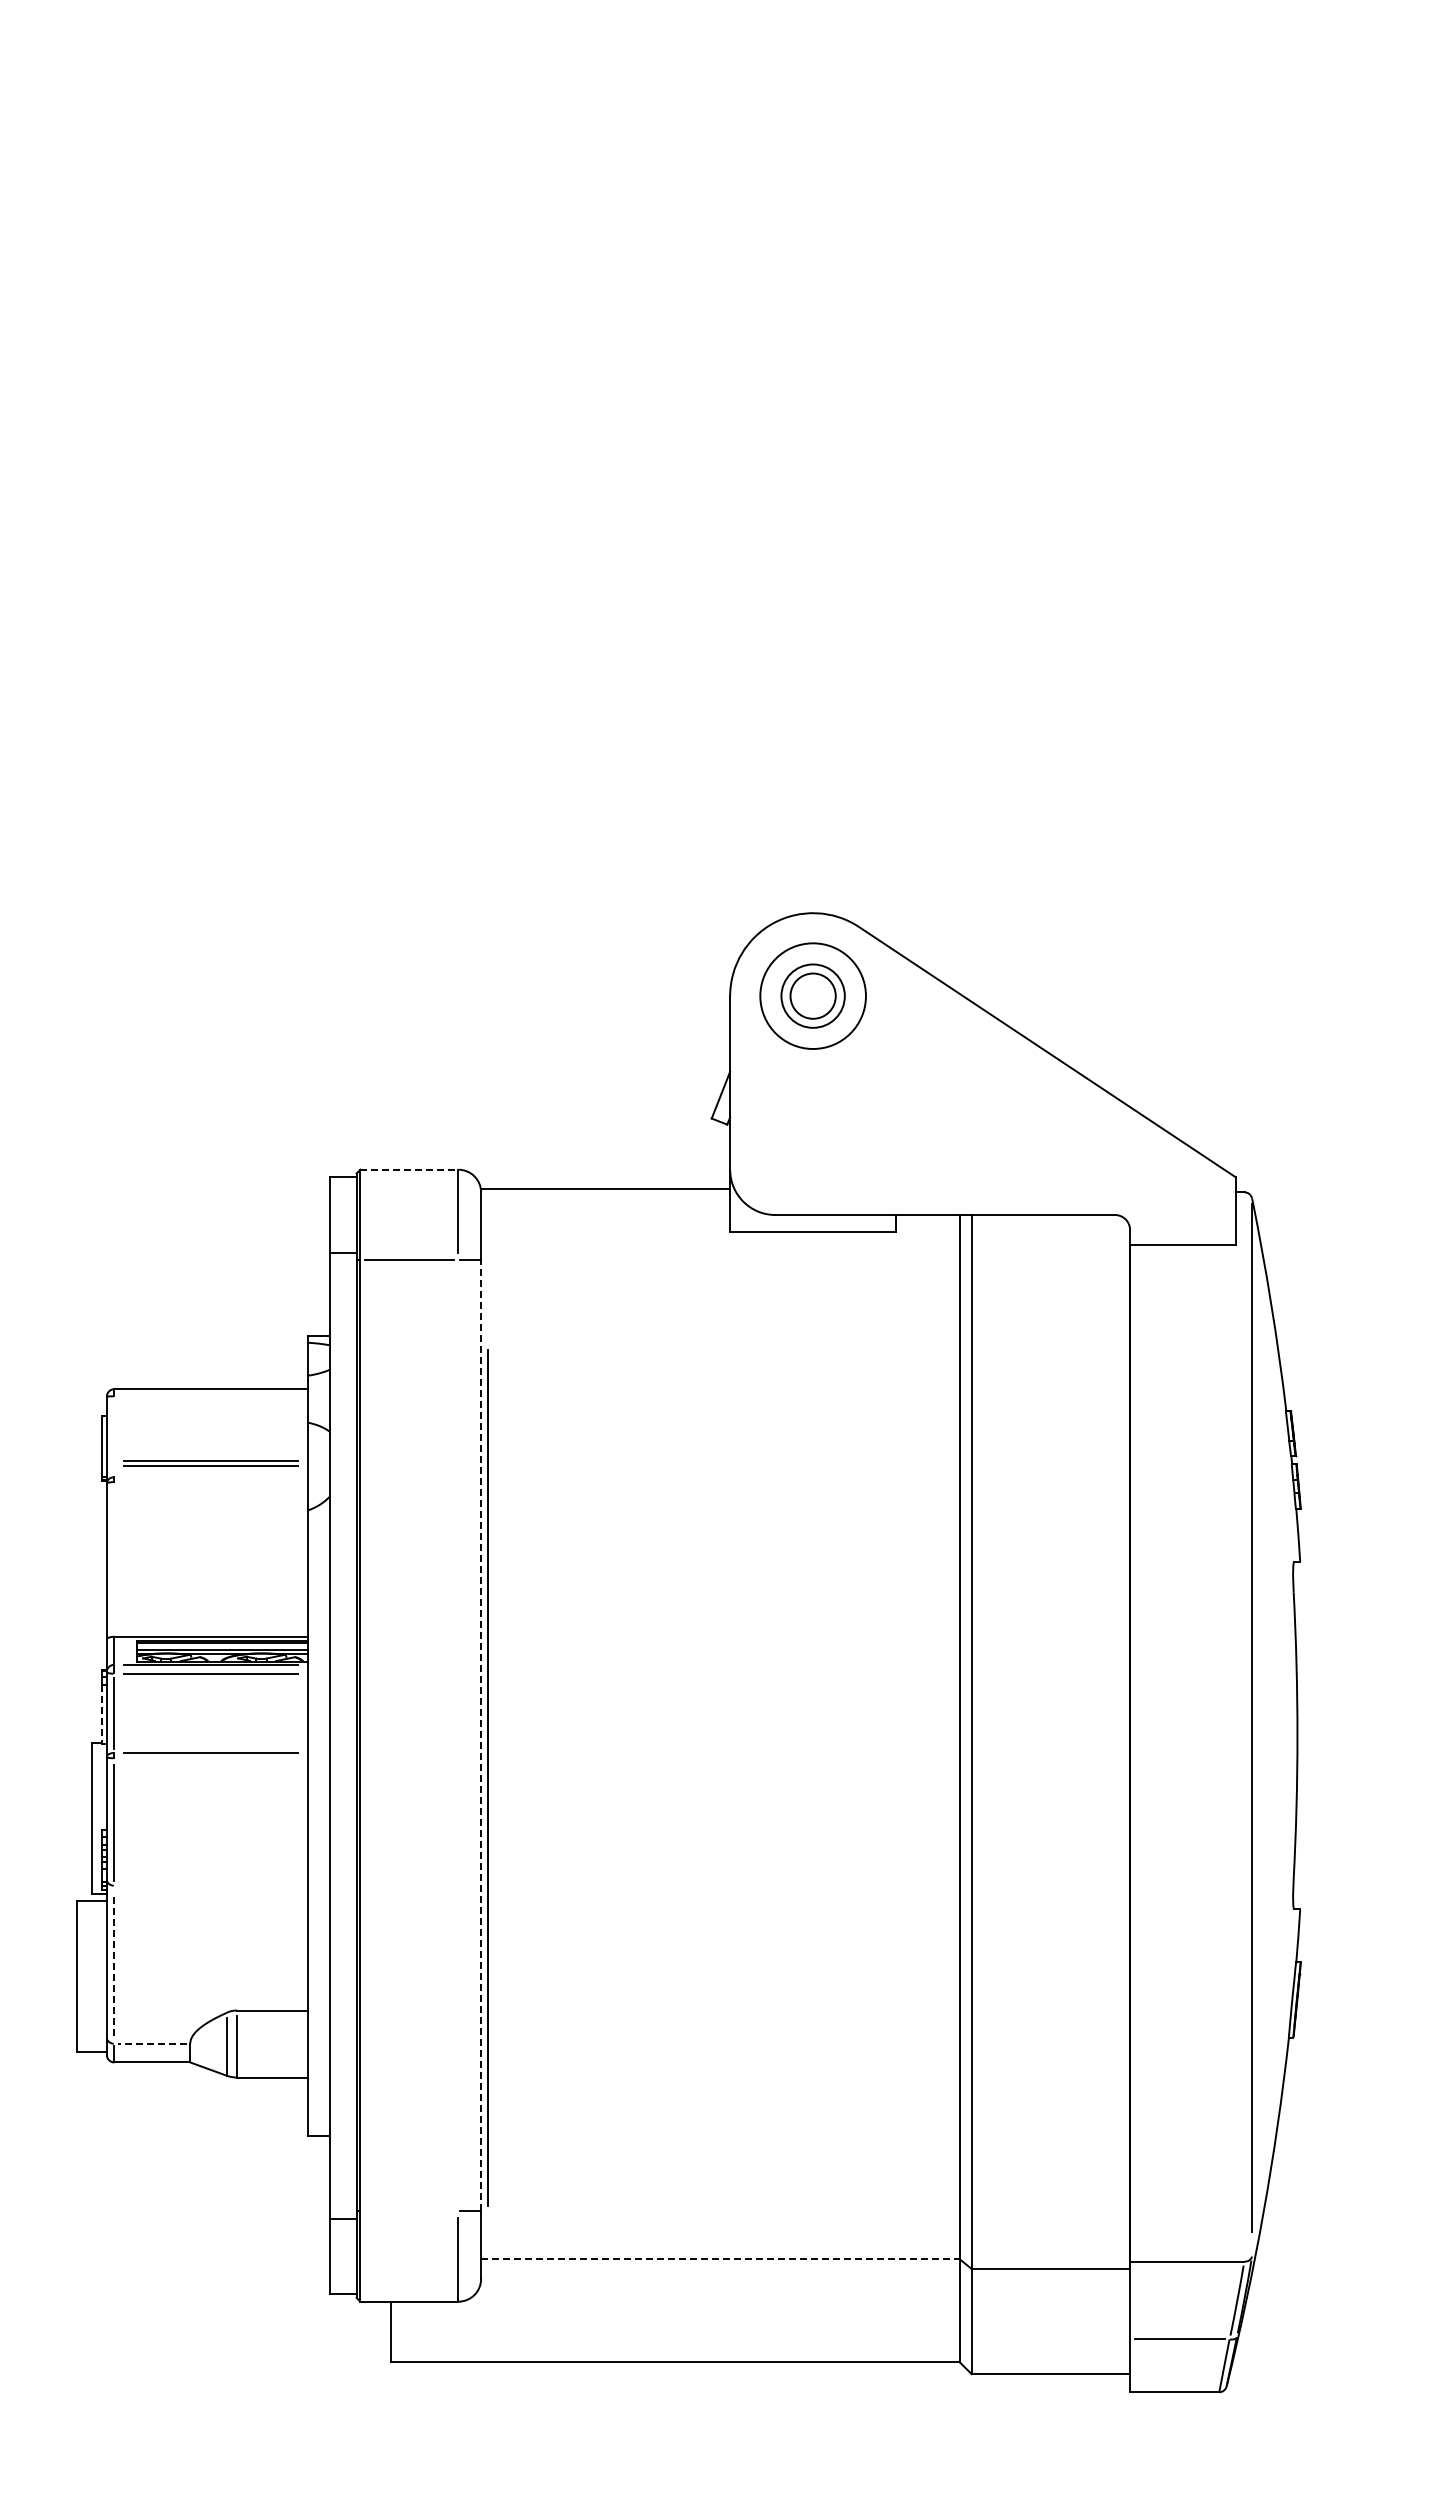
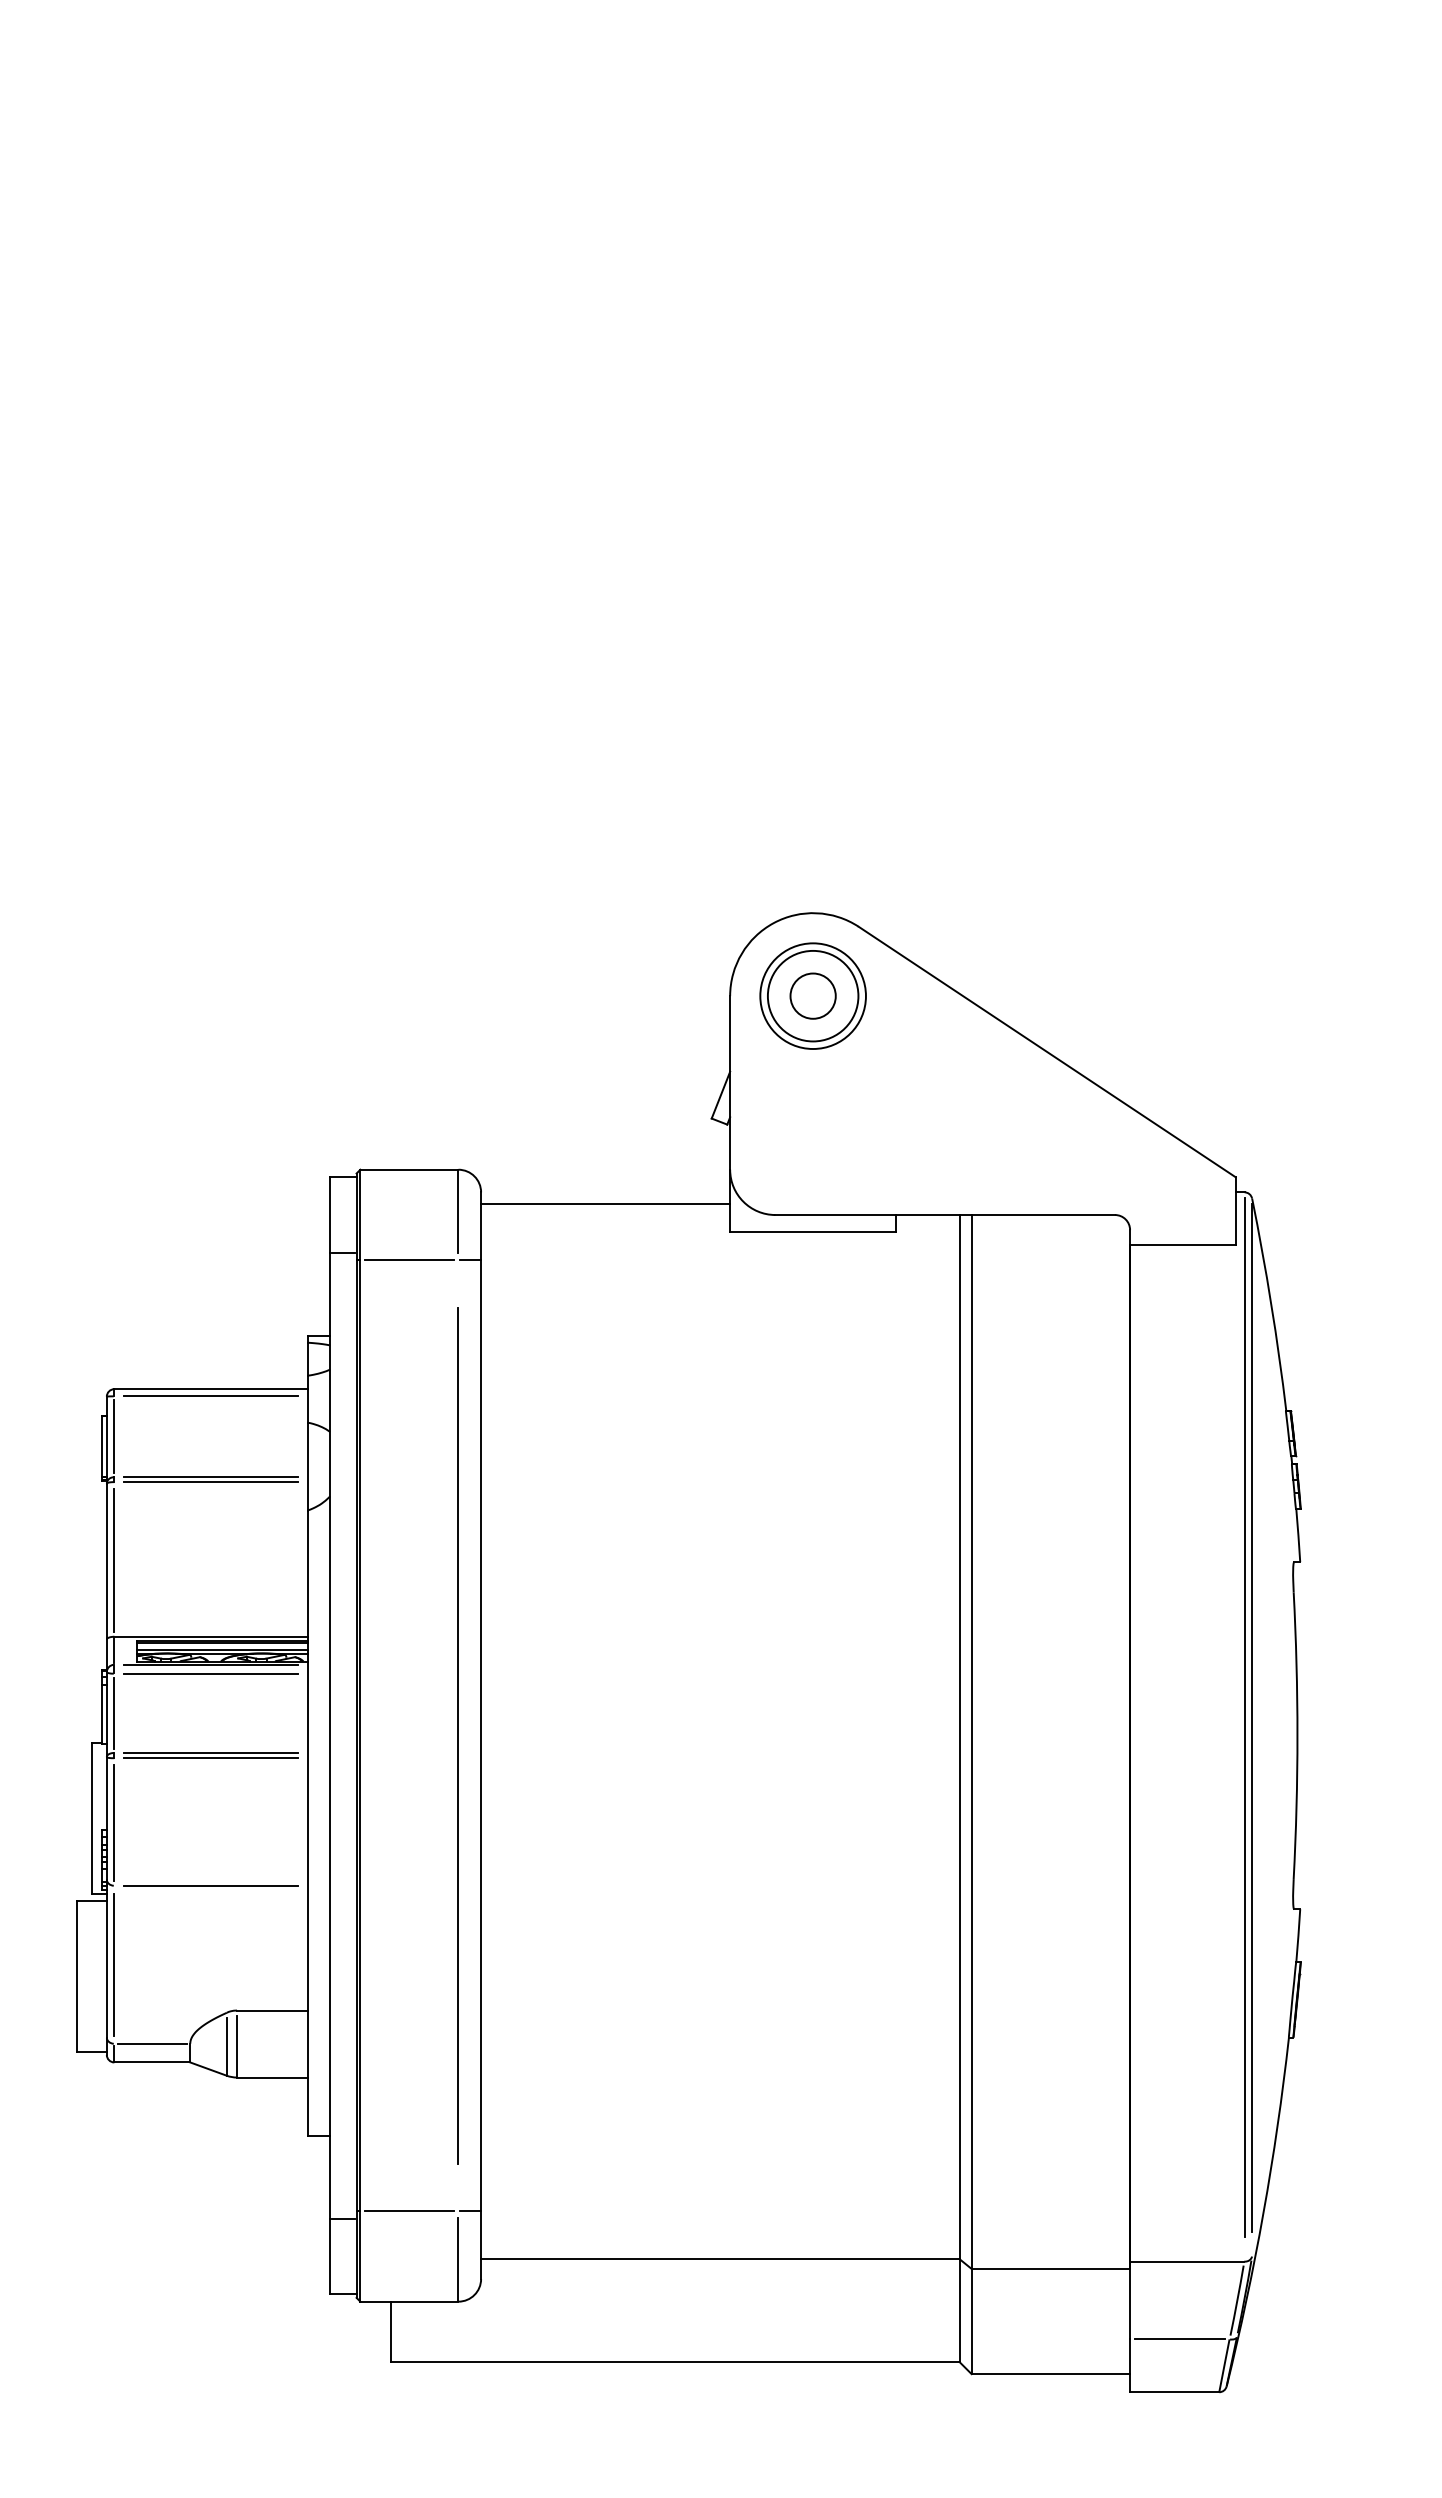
circle diameter: 63 px -> 91 px (812, 995)
line: dashed -> solid (409, 1169)
line position: (605, 1189) -> (605, 1204) (605, 1204)
line: none -> present (210, 1396)
line: none -> present (114, 1436)
part position: (210, 1463) -> (210, 1479) (210, 1479)
line: none -> present (114, 1560)
line: dashed -> solid (102, 1714)
line: none -> present (1244, 1717)
line: dashed -> solid (481, 1735)
line: none -> present (210, 1758)
line position: (487, 1777) -> (457, 1735) (457, 1735)
line: none -> present (210, 1885)
line: dashed -> solid (114, 1964)
line: dashed -> solid (151, 2043)
line: none -> present (409, 2211)
line: dashed -> solid (720, 2259)
